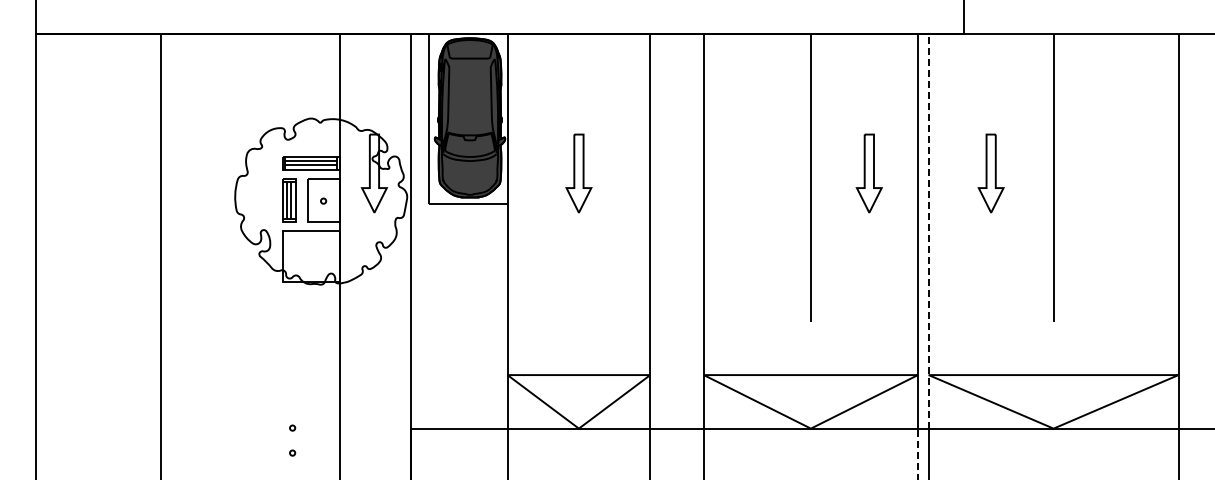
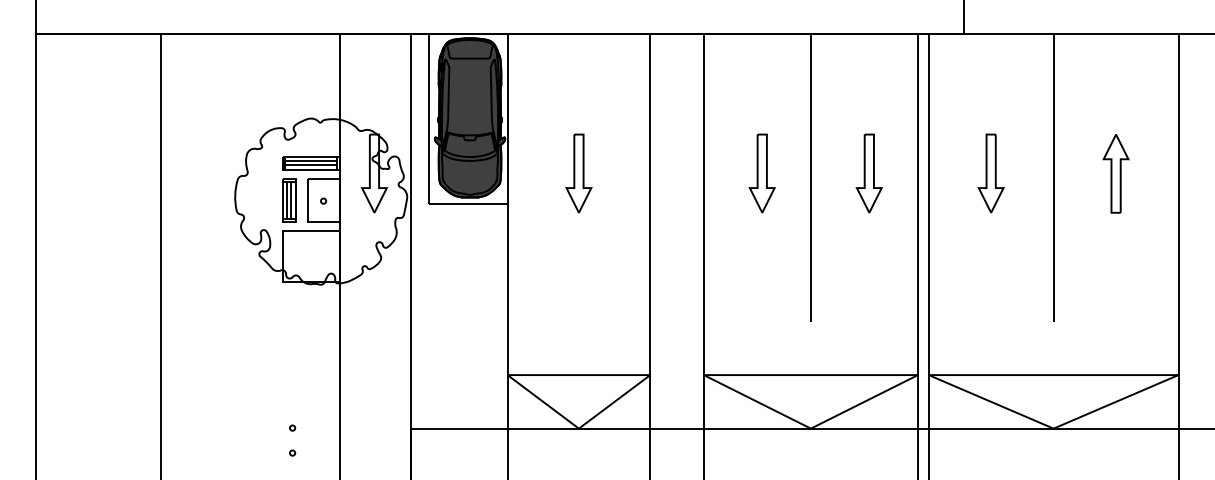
part: none -> present (761, 173)
part: none -> present (1115, 173)
line: dashed -> solid (928, 230)
line: dashed -> solid (917, 453)
